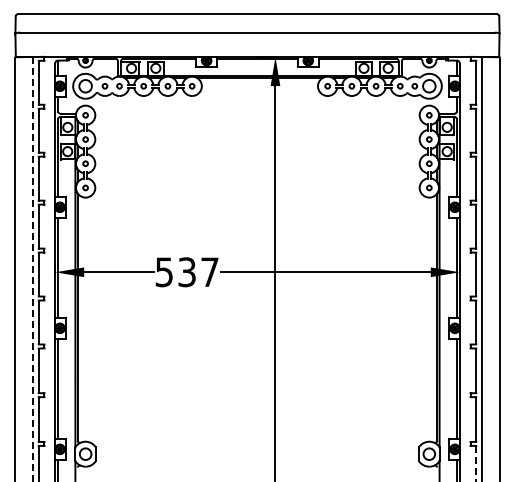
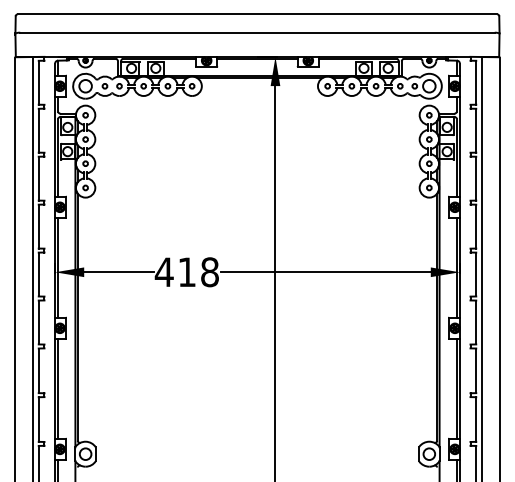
line: dashed -> solid (33, 269)
text: 537 -> 418 (186, 272)
line: dashed -> solid (476, 463)
